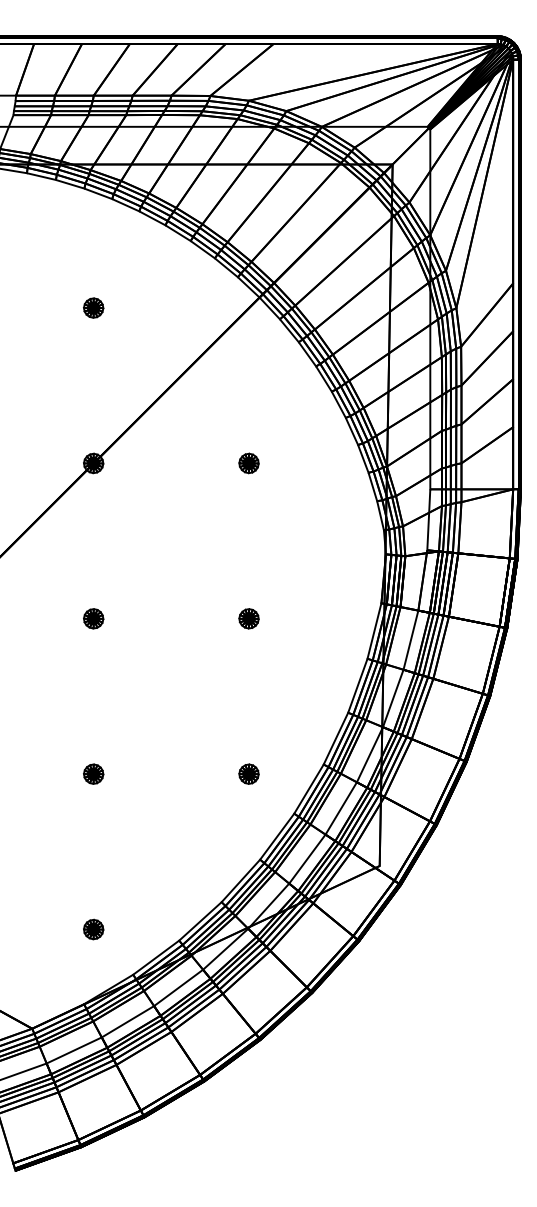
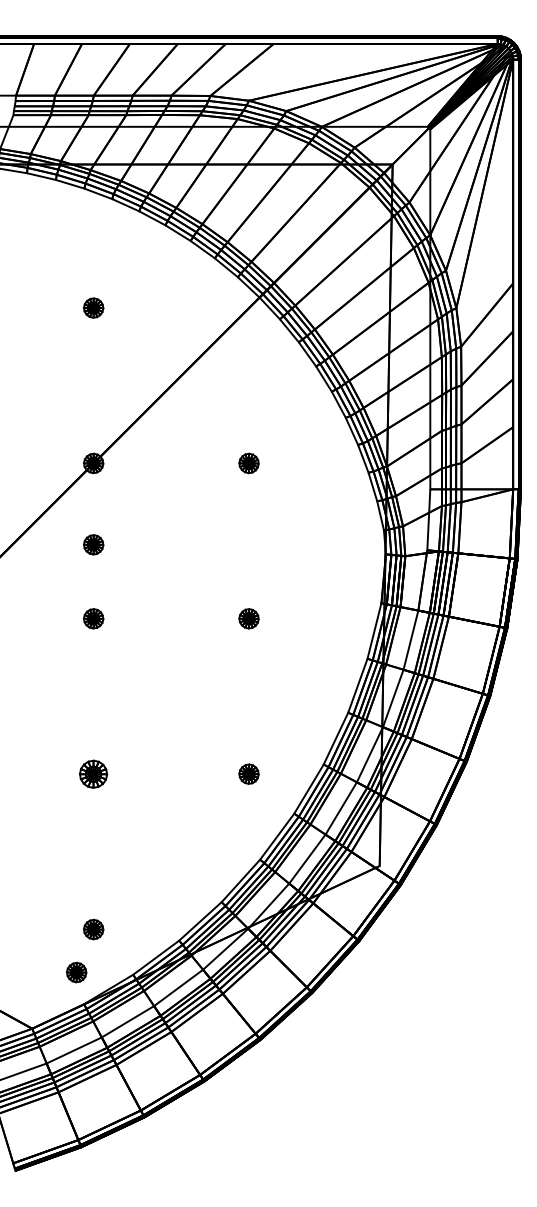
part: none -> present (93, 544)
part size: 22x22 px -> 30x30 px (93, 773)
part: none -> present (76, 972)
